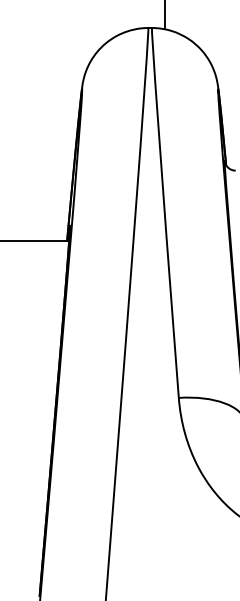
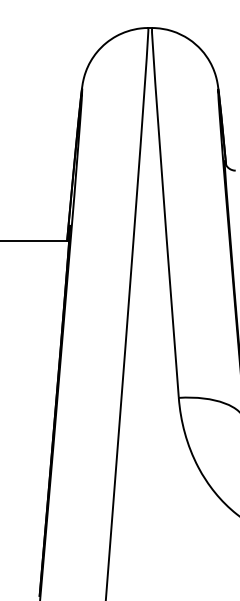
line: present -> none (165, 15)
